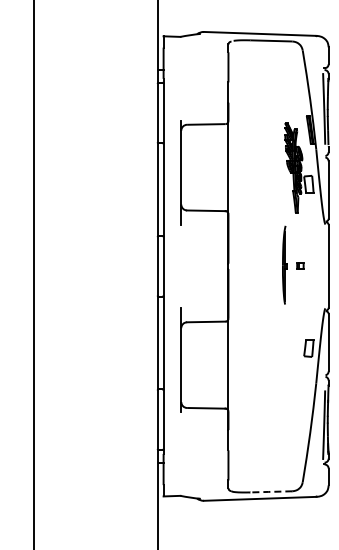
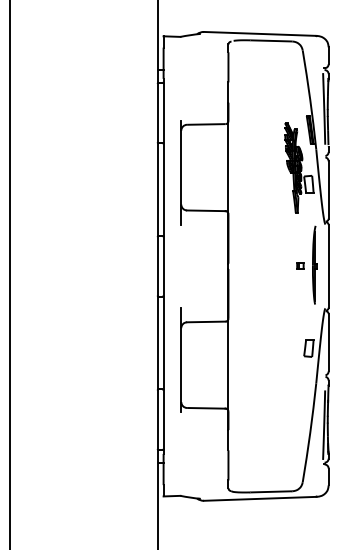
part position: (284, 264) -> (314, 264) (314, 264)
line position: (34, 274) -> (10, 274) (10, 274)
line: dashed -> solid (270, 491)
